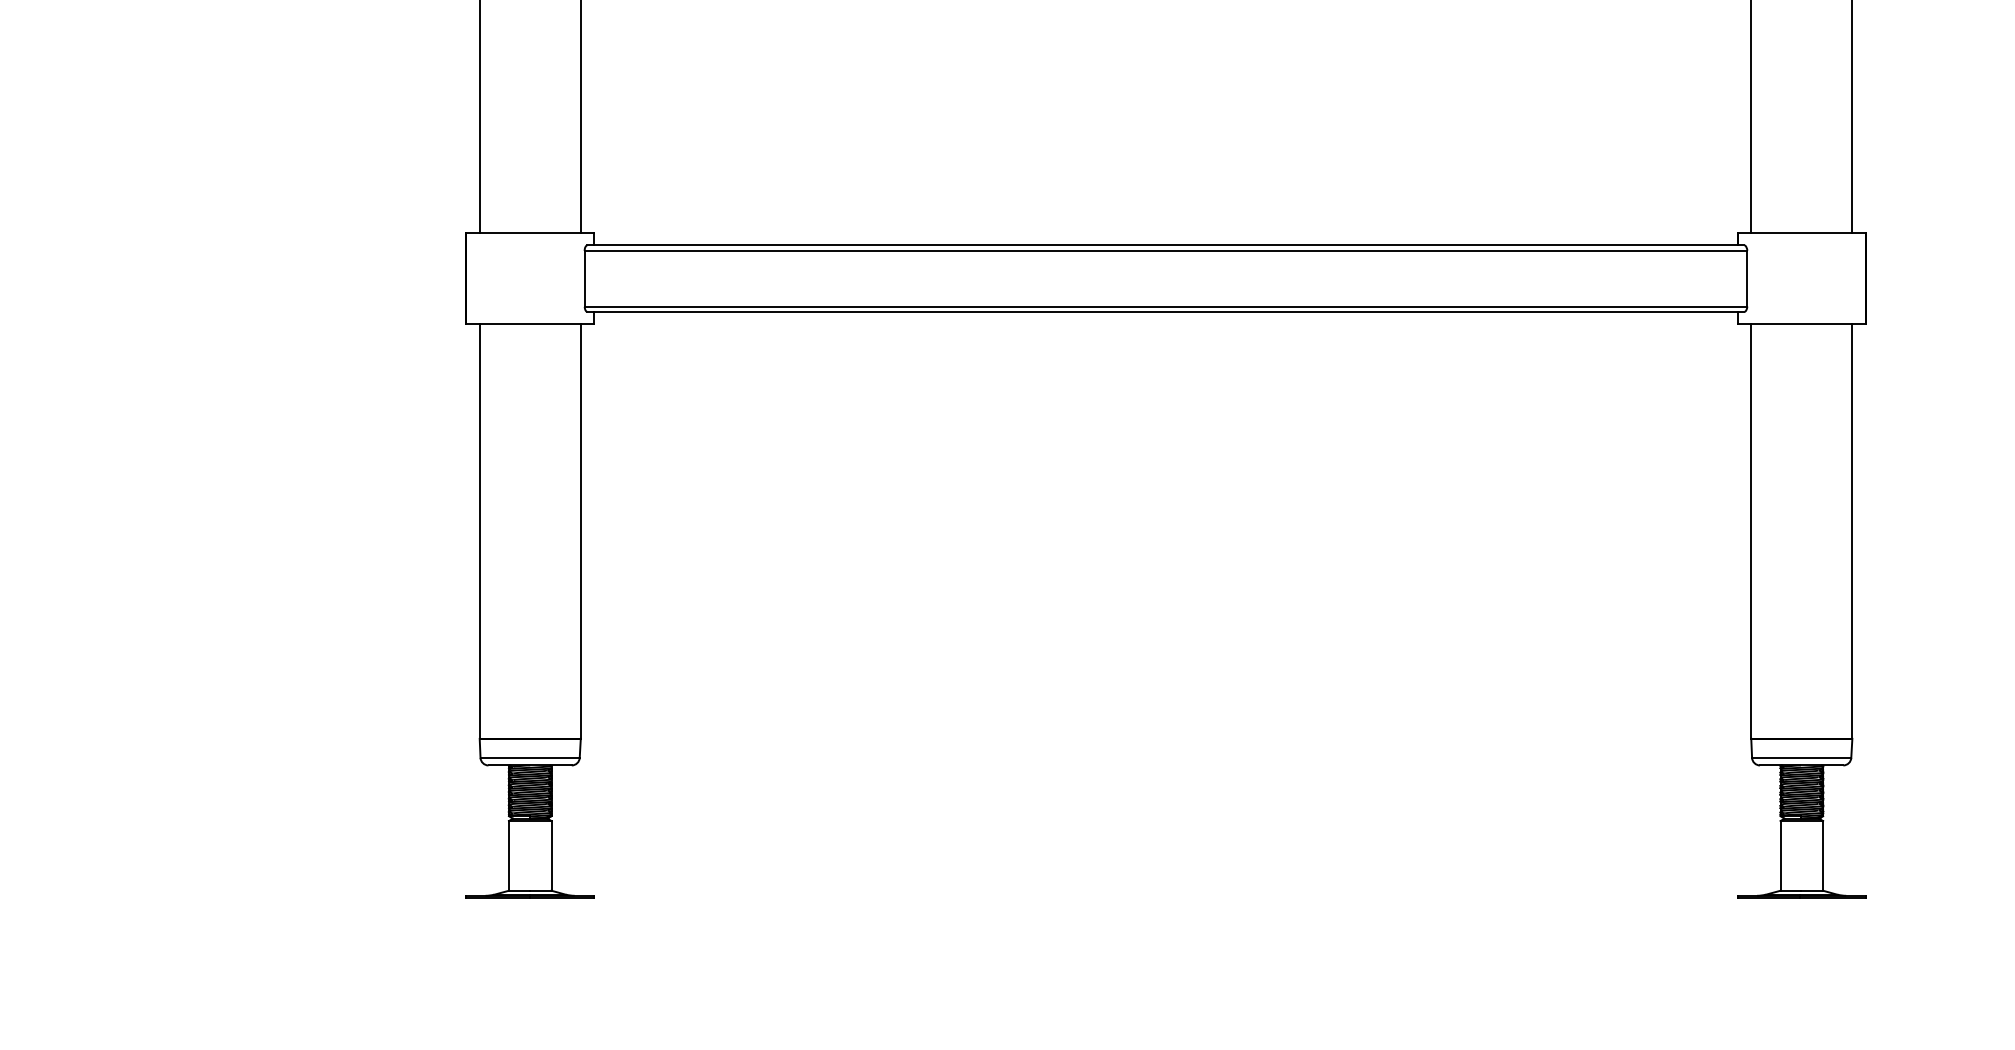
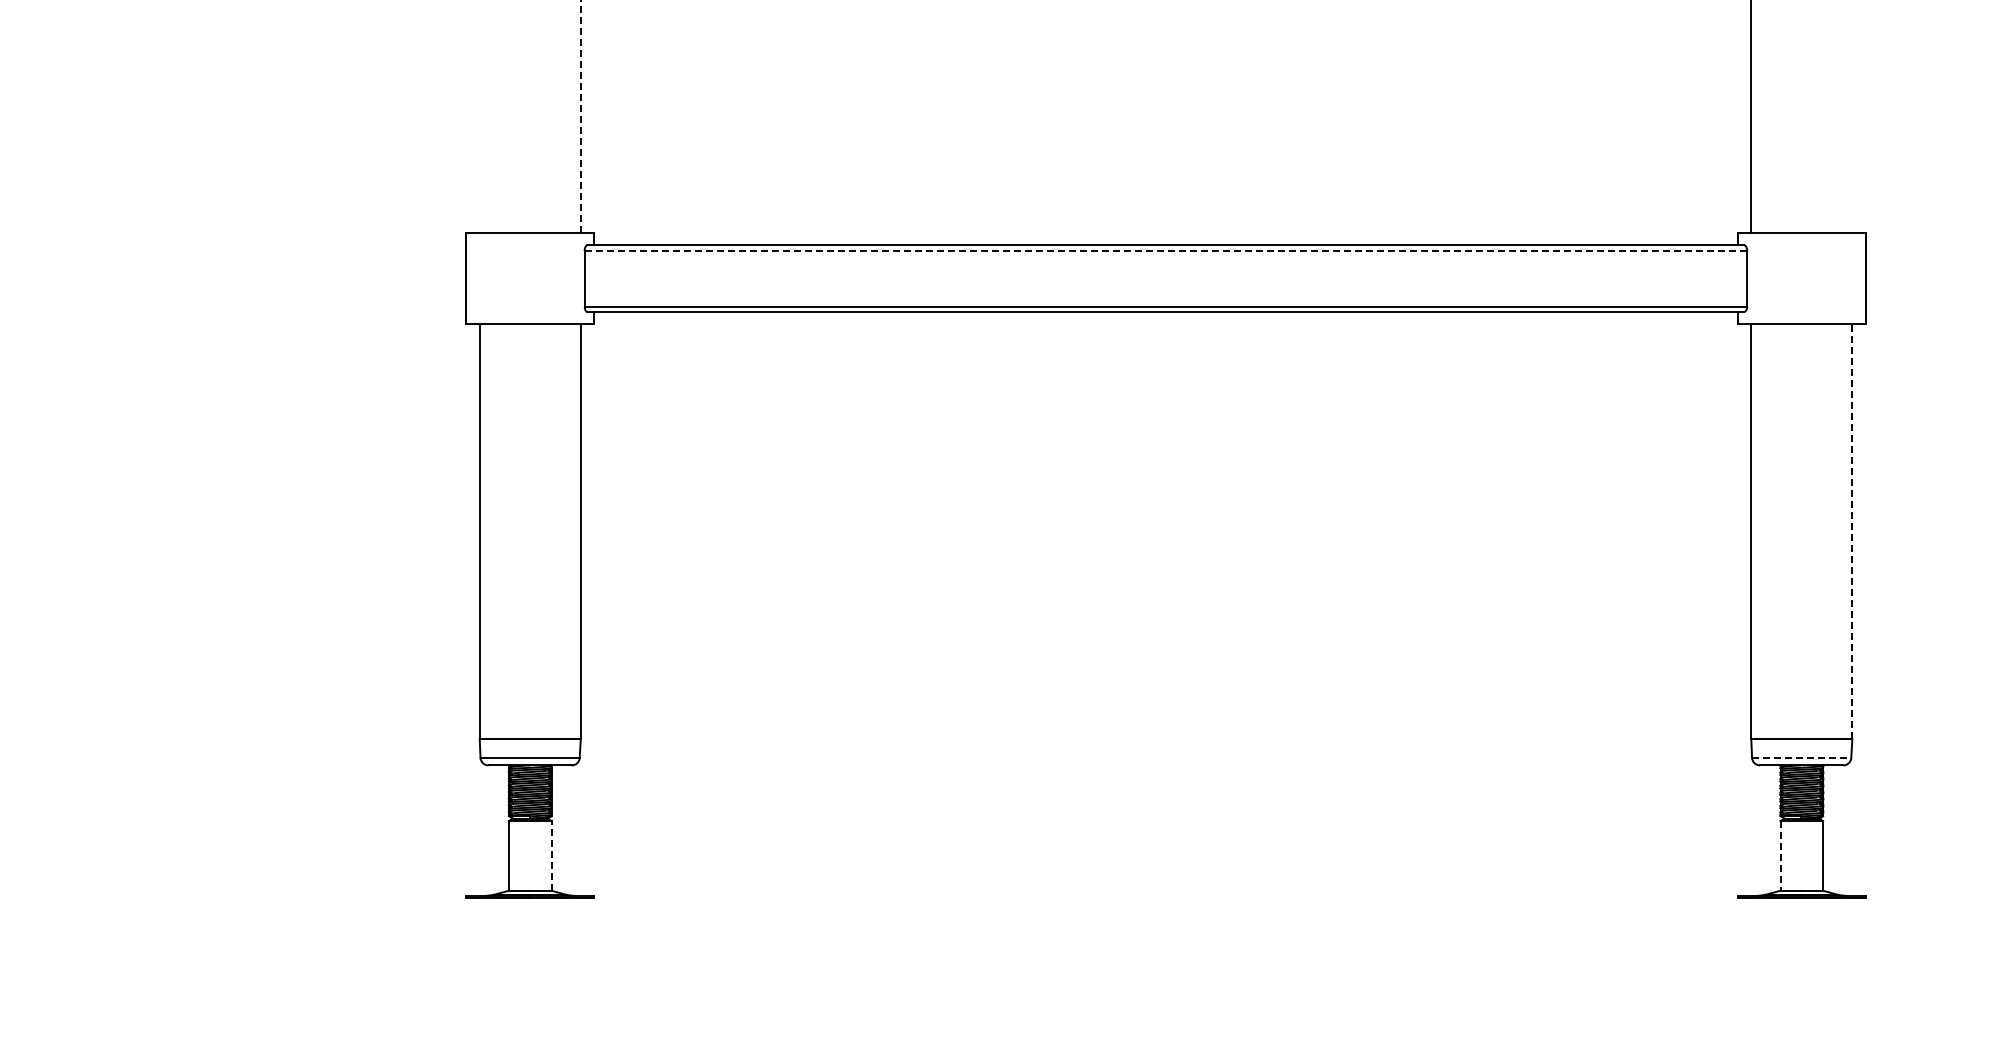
line: solid -> dashed (580, 116)
line: present -> none (479, 117)
line: present -> none (1852, 117)
line: solid -> dashed (1165, 250)
line: solid -> dashed (1852, 530)
line: solid -> dashed (1801, 757)
line: solid -> dashed (551, 855)
line: solid -> dashed (1780, 855)
